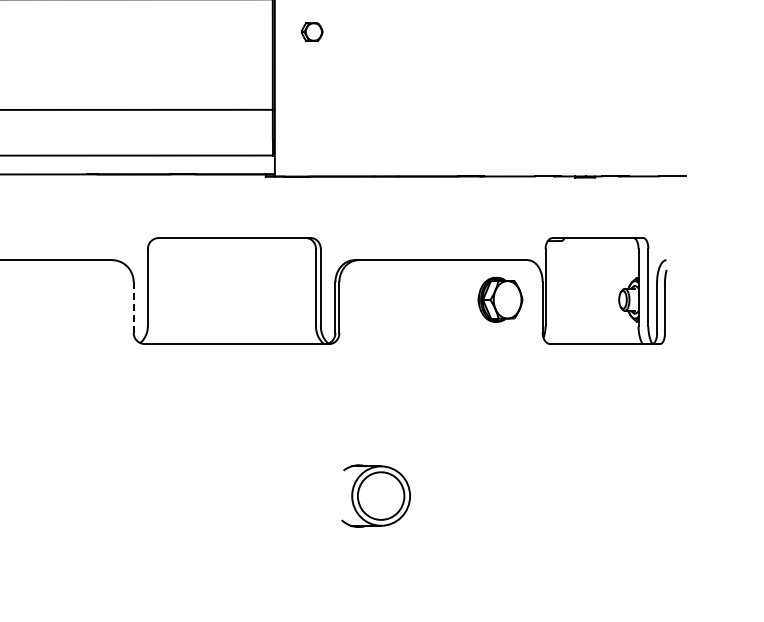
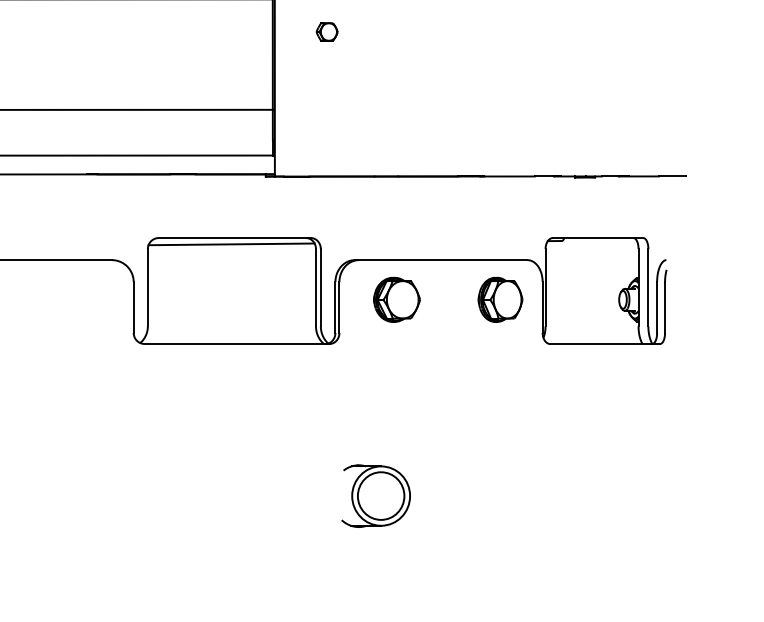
part position: (311, 31) -> (326, 31) (326, 31)
line: none -> present (231, 244)
part: none -> present (396, 299)
line: dashed -> solid (133, 307)
